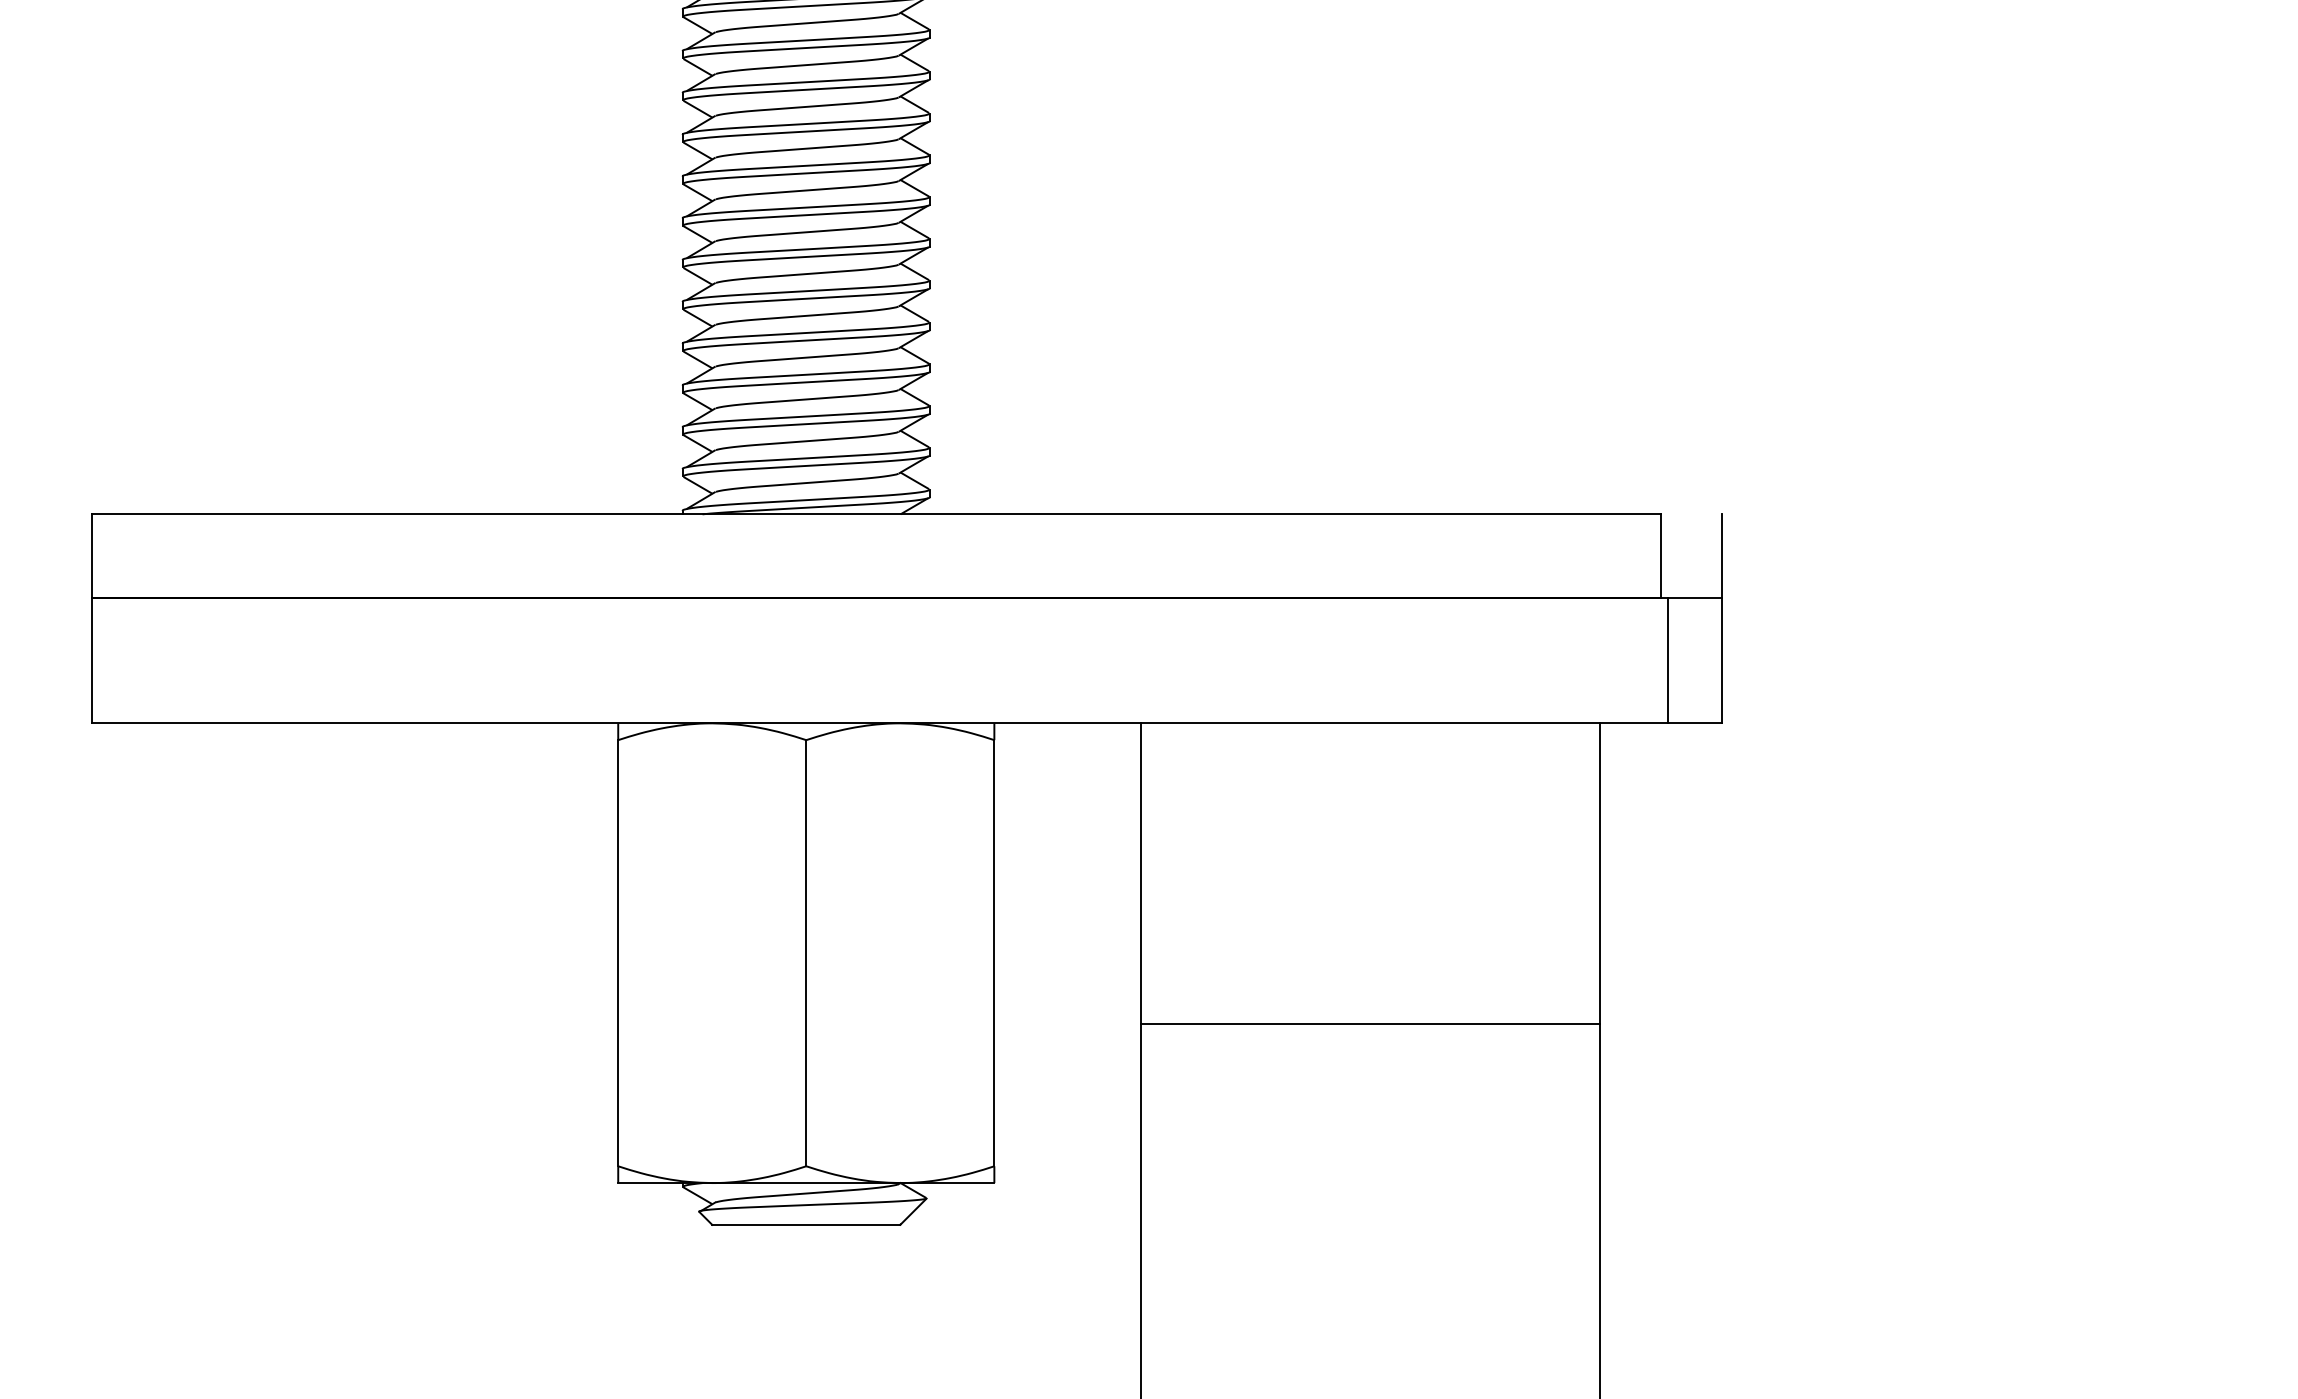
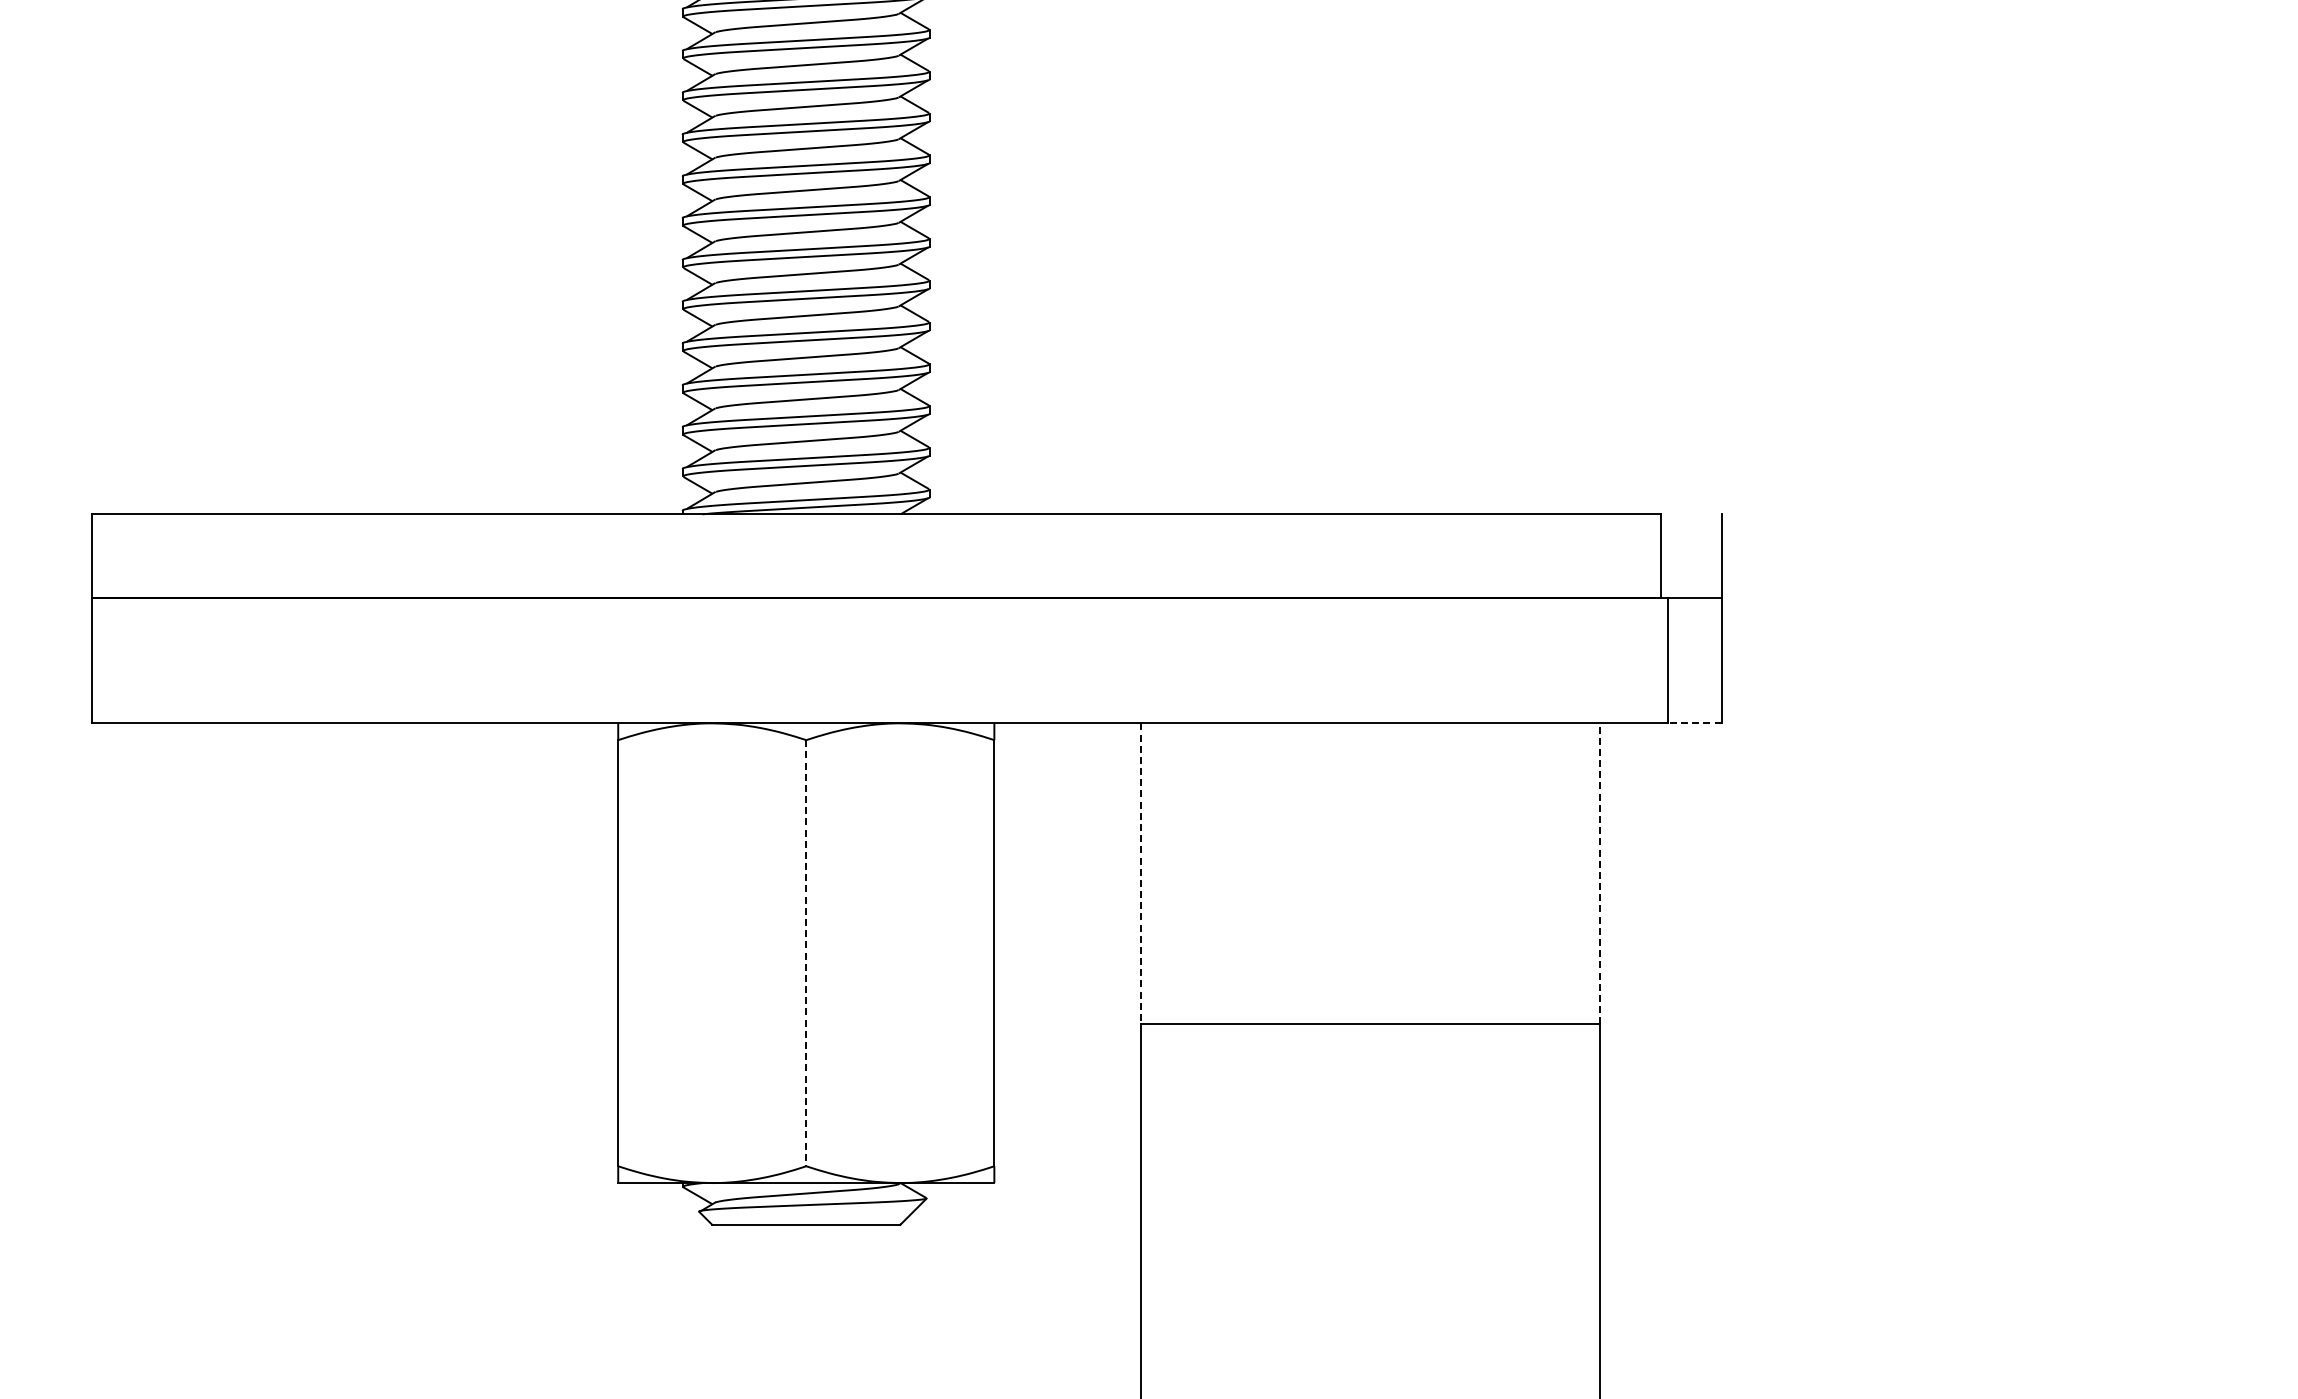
line: solid -> dashed (1694, 723)
line: solid -> dashed (1600, 873)
line: solid -> dashed (1140, 874)
line: solid -> dashed (806, 953)
